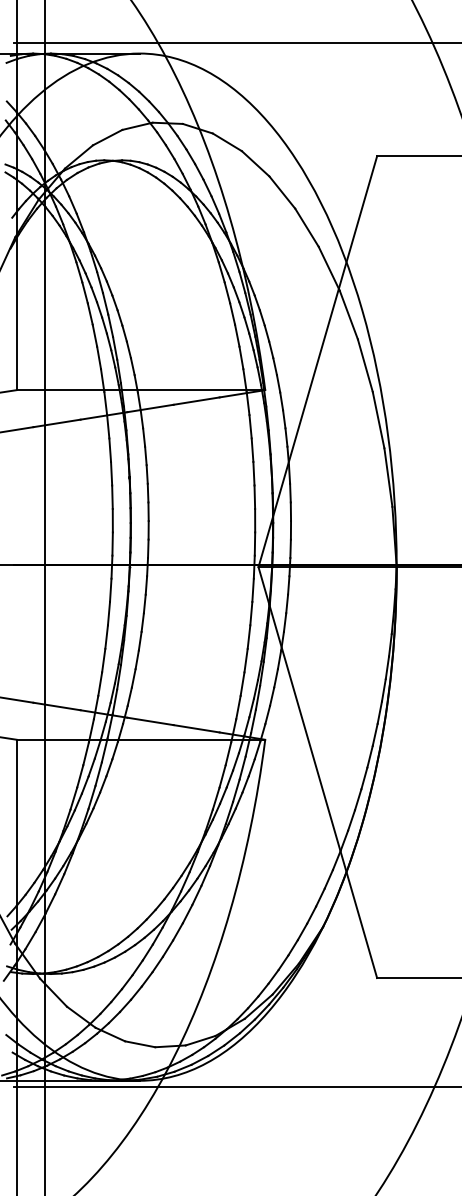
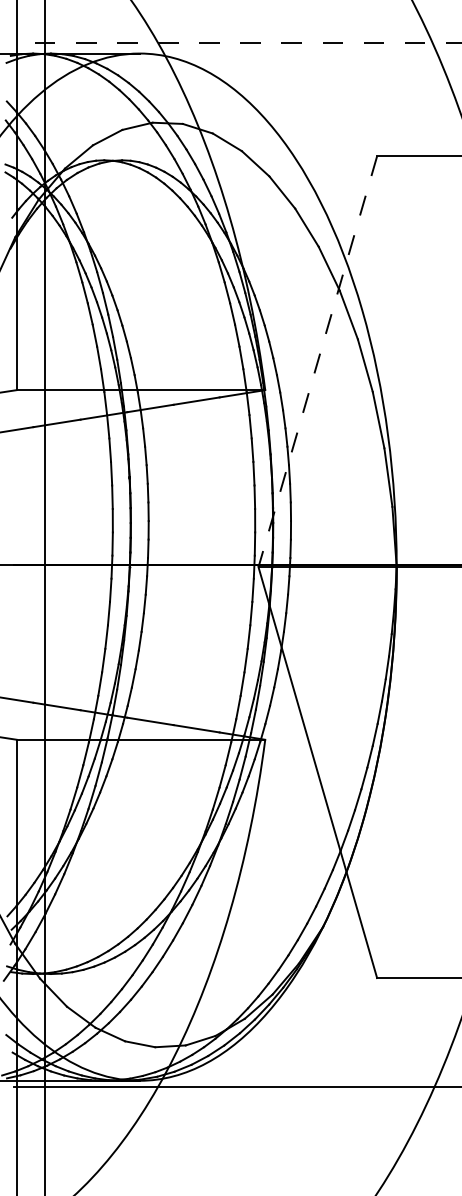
line: solid -> dashed (237, 43)
line: solid -> dashed (317, 361)
